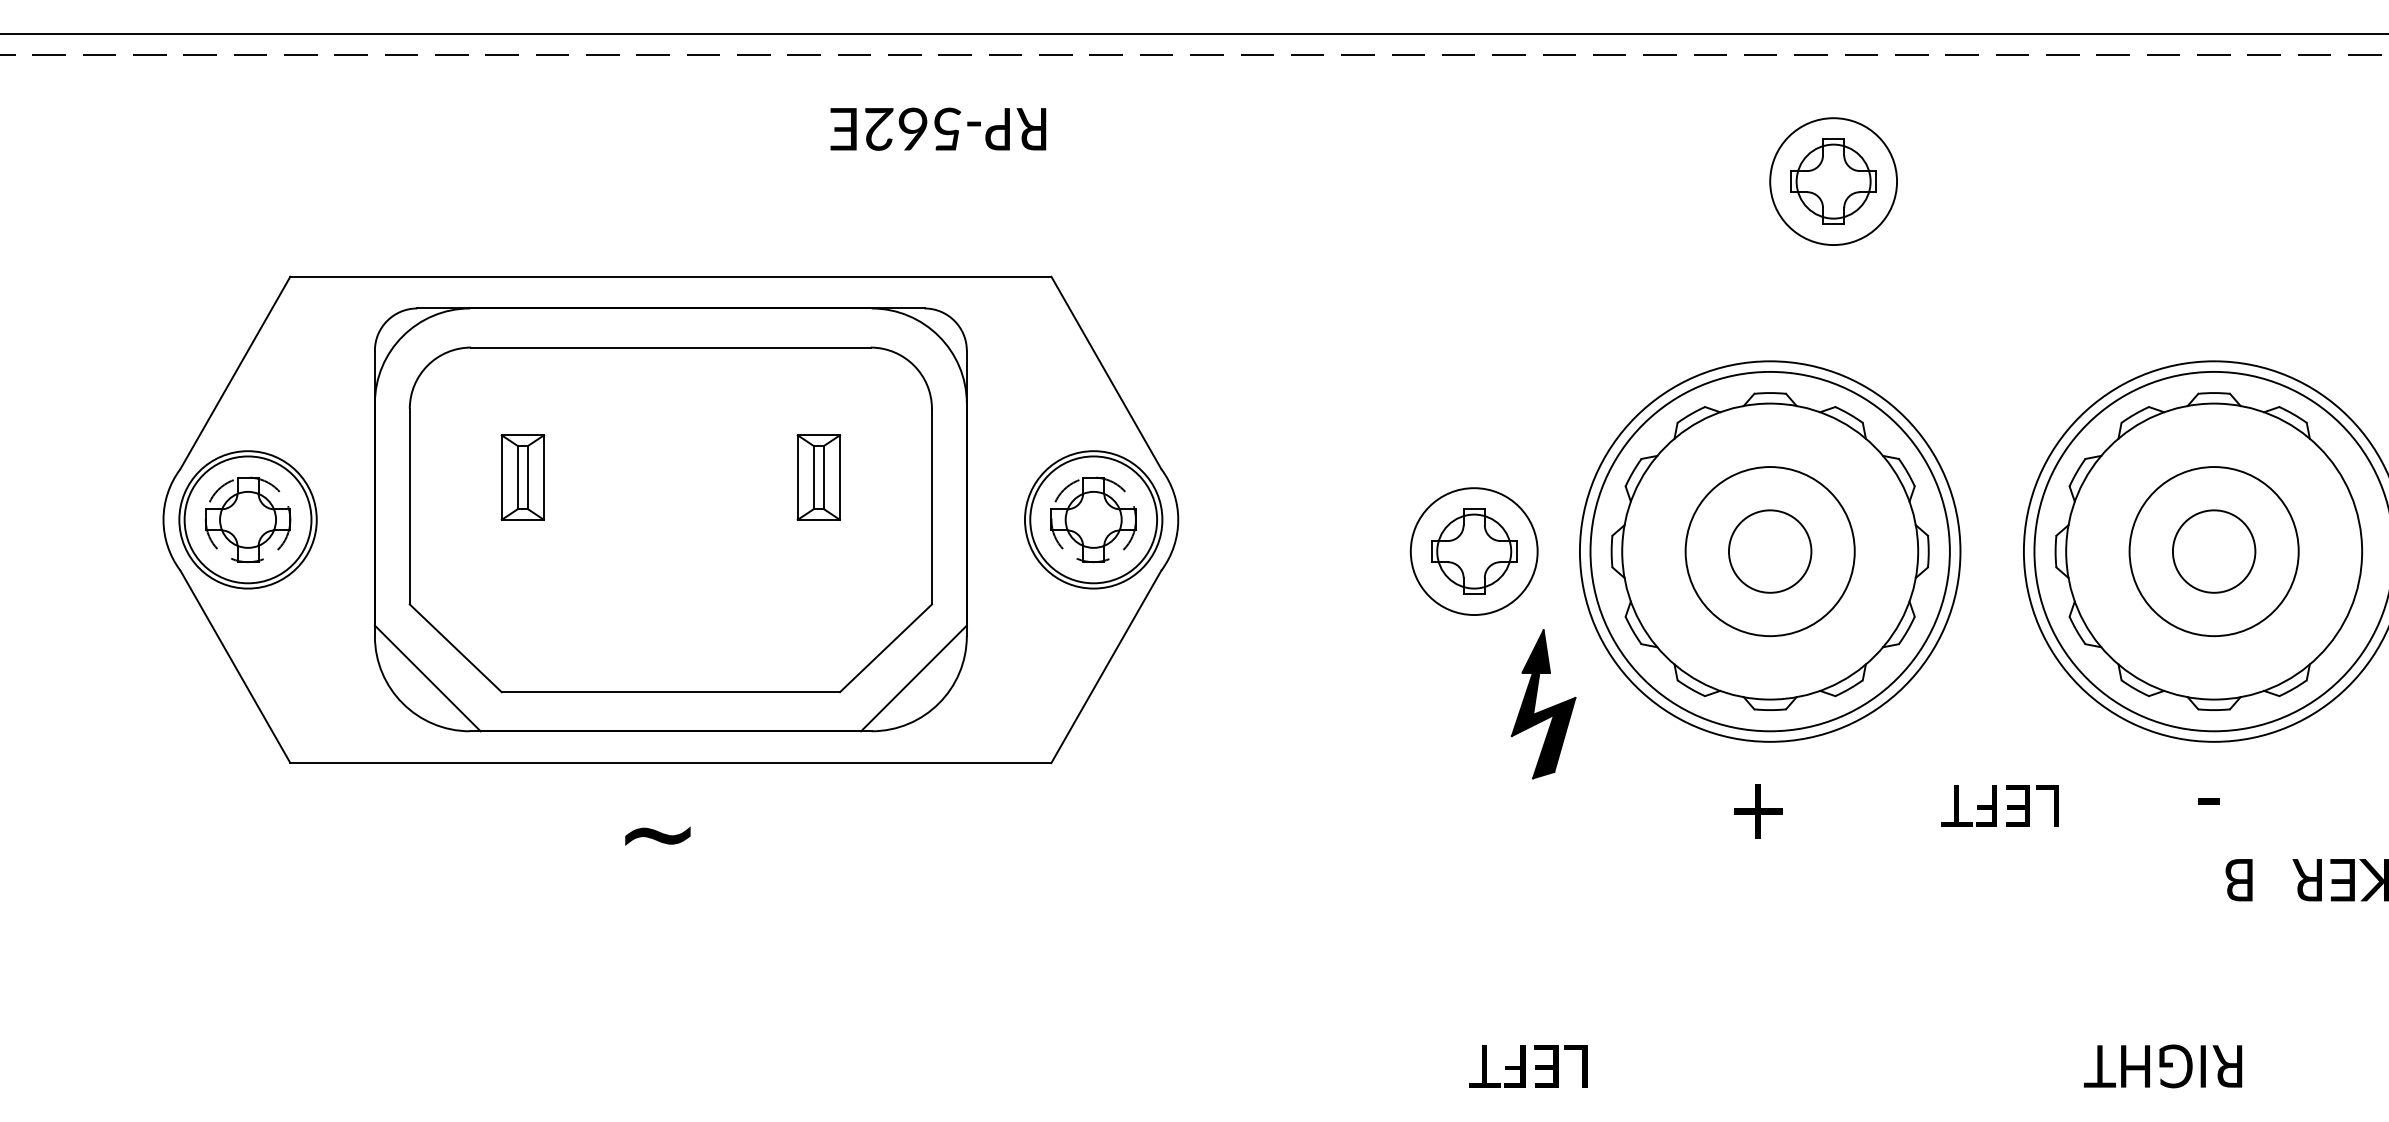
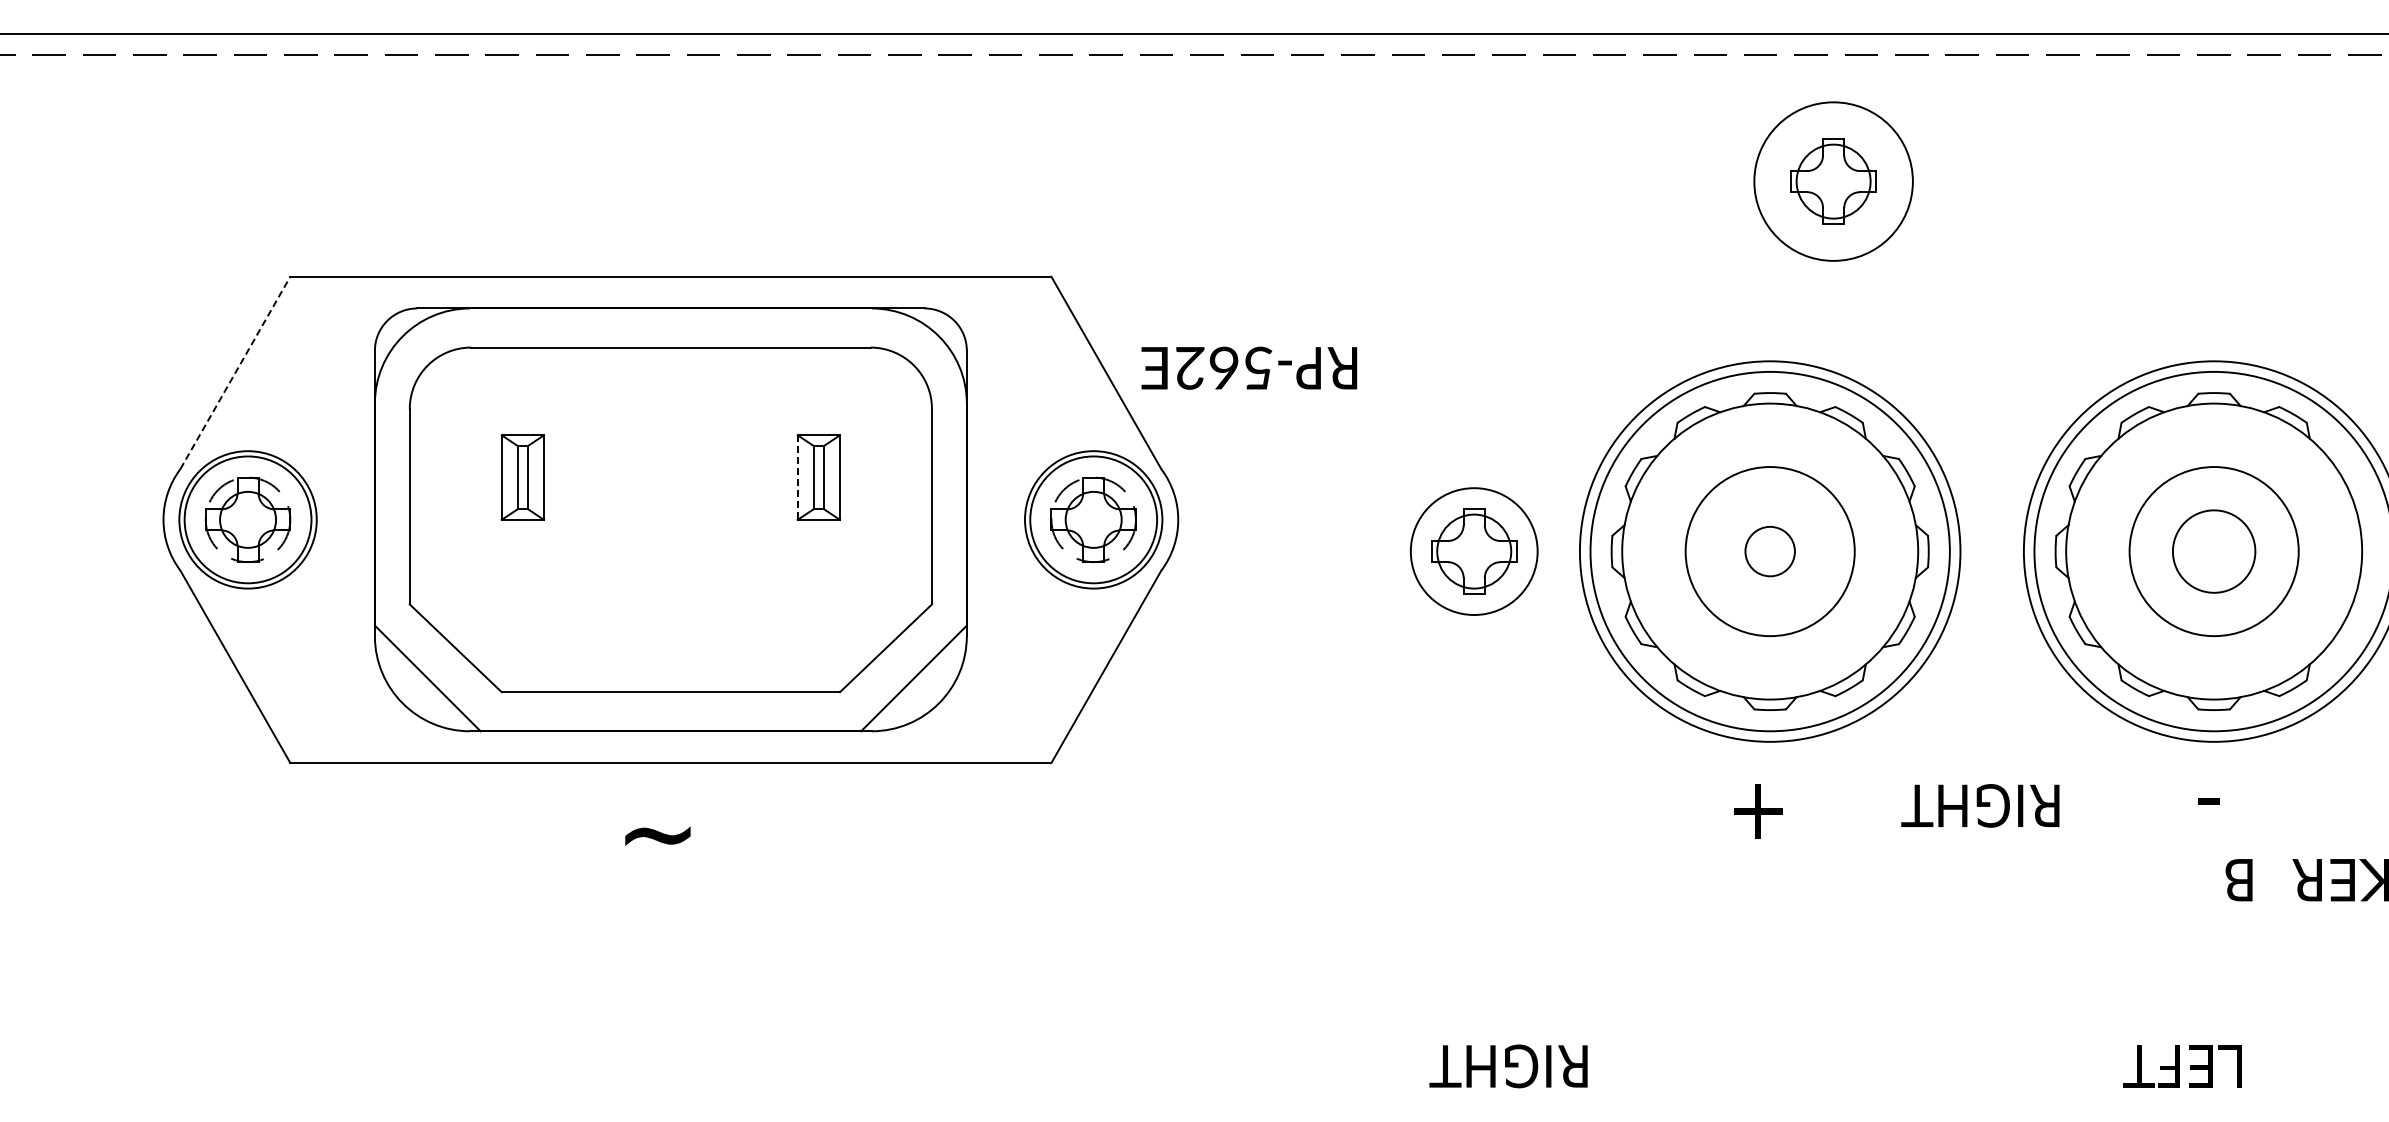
text position: (938, 128) -> (1249, 367) (1249, 367)
circle diameter: 127 px -> 159 px (1833, 181)
line: solid -> dashed (235, 372)
line: solid -> dashed (797, 478)
circle diameter: 82 px -> 49 px (1769, 551)
part: present -> none (1543, 704)
text: LEFT -> RIGHT (1980, 805)
text: LEFT -> RIGHT (1508, 1066)
text: RIGHT -> LEFT (2162, 1066)
